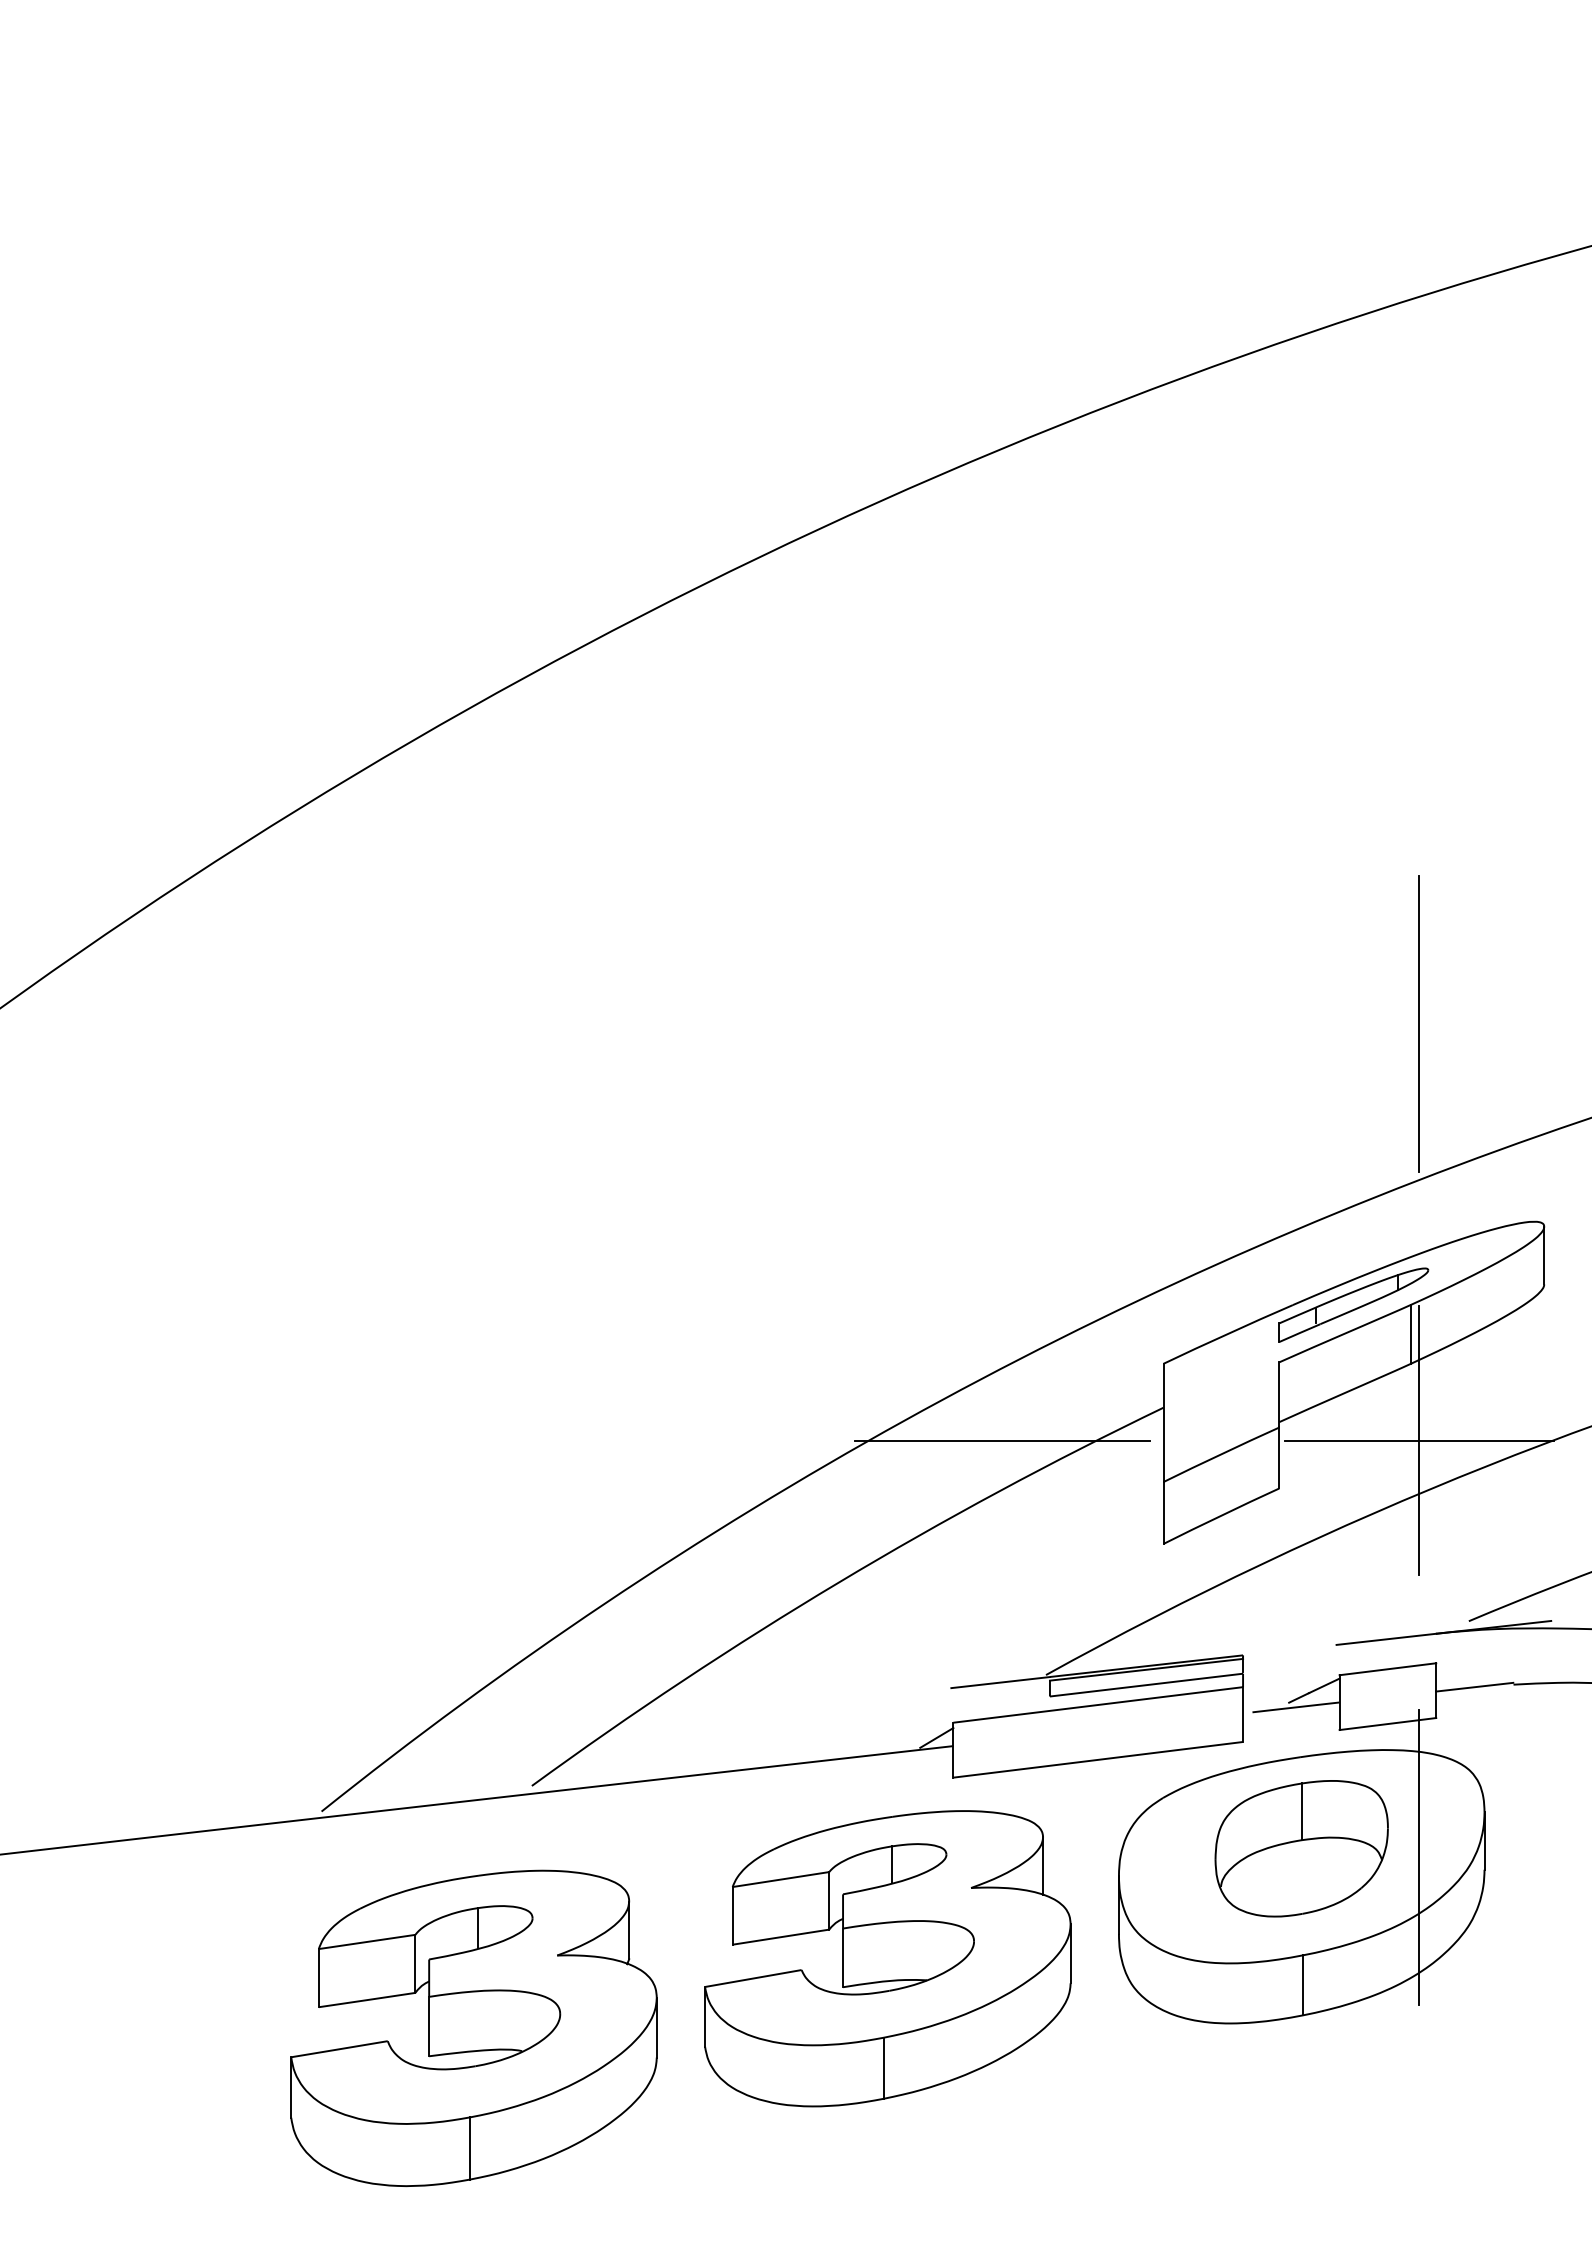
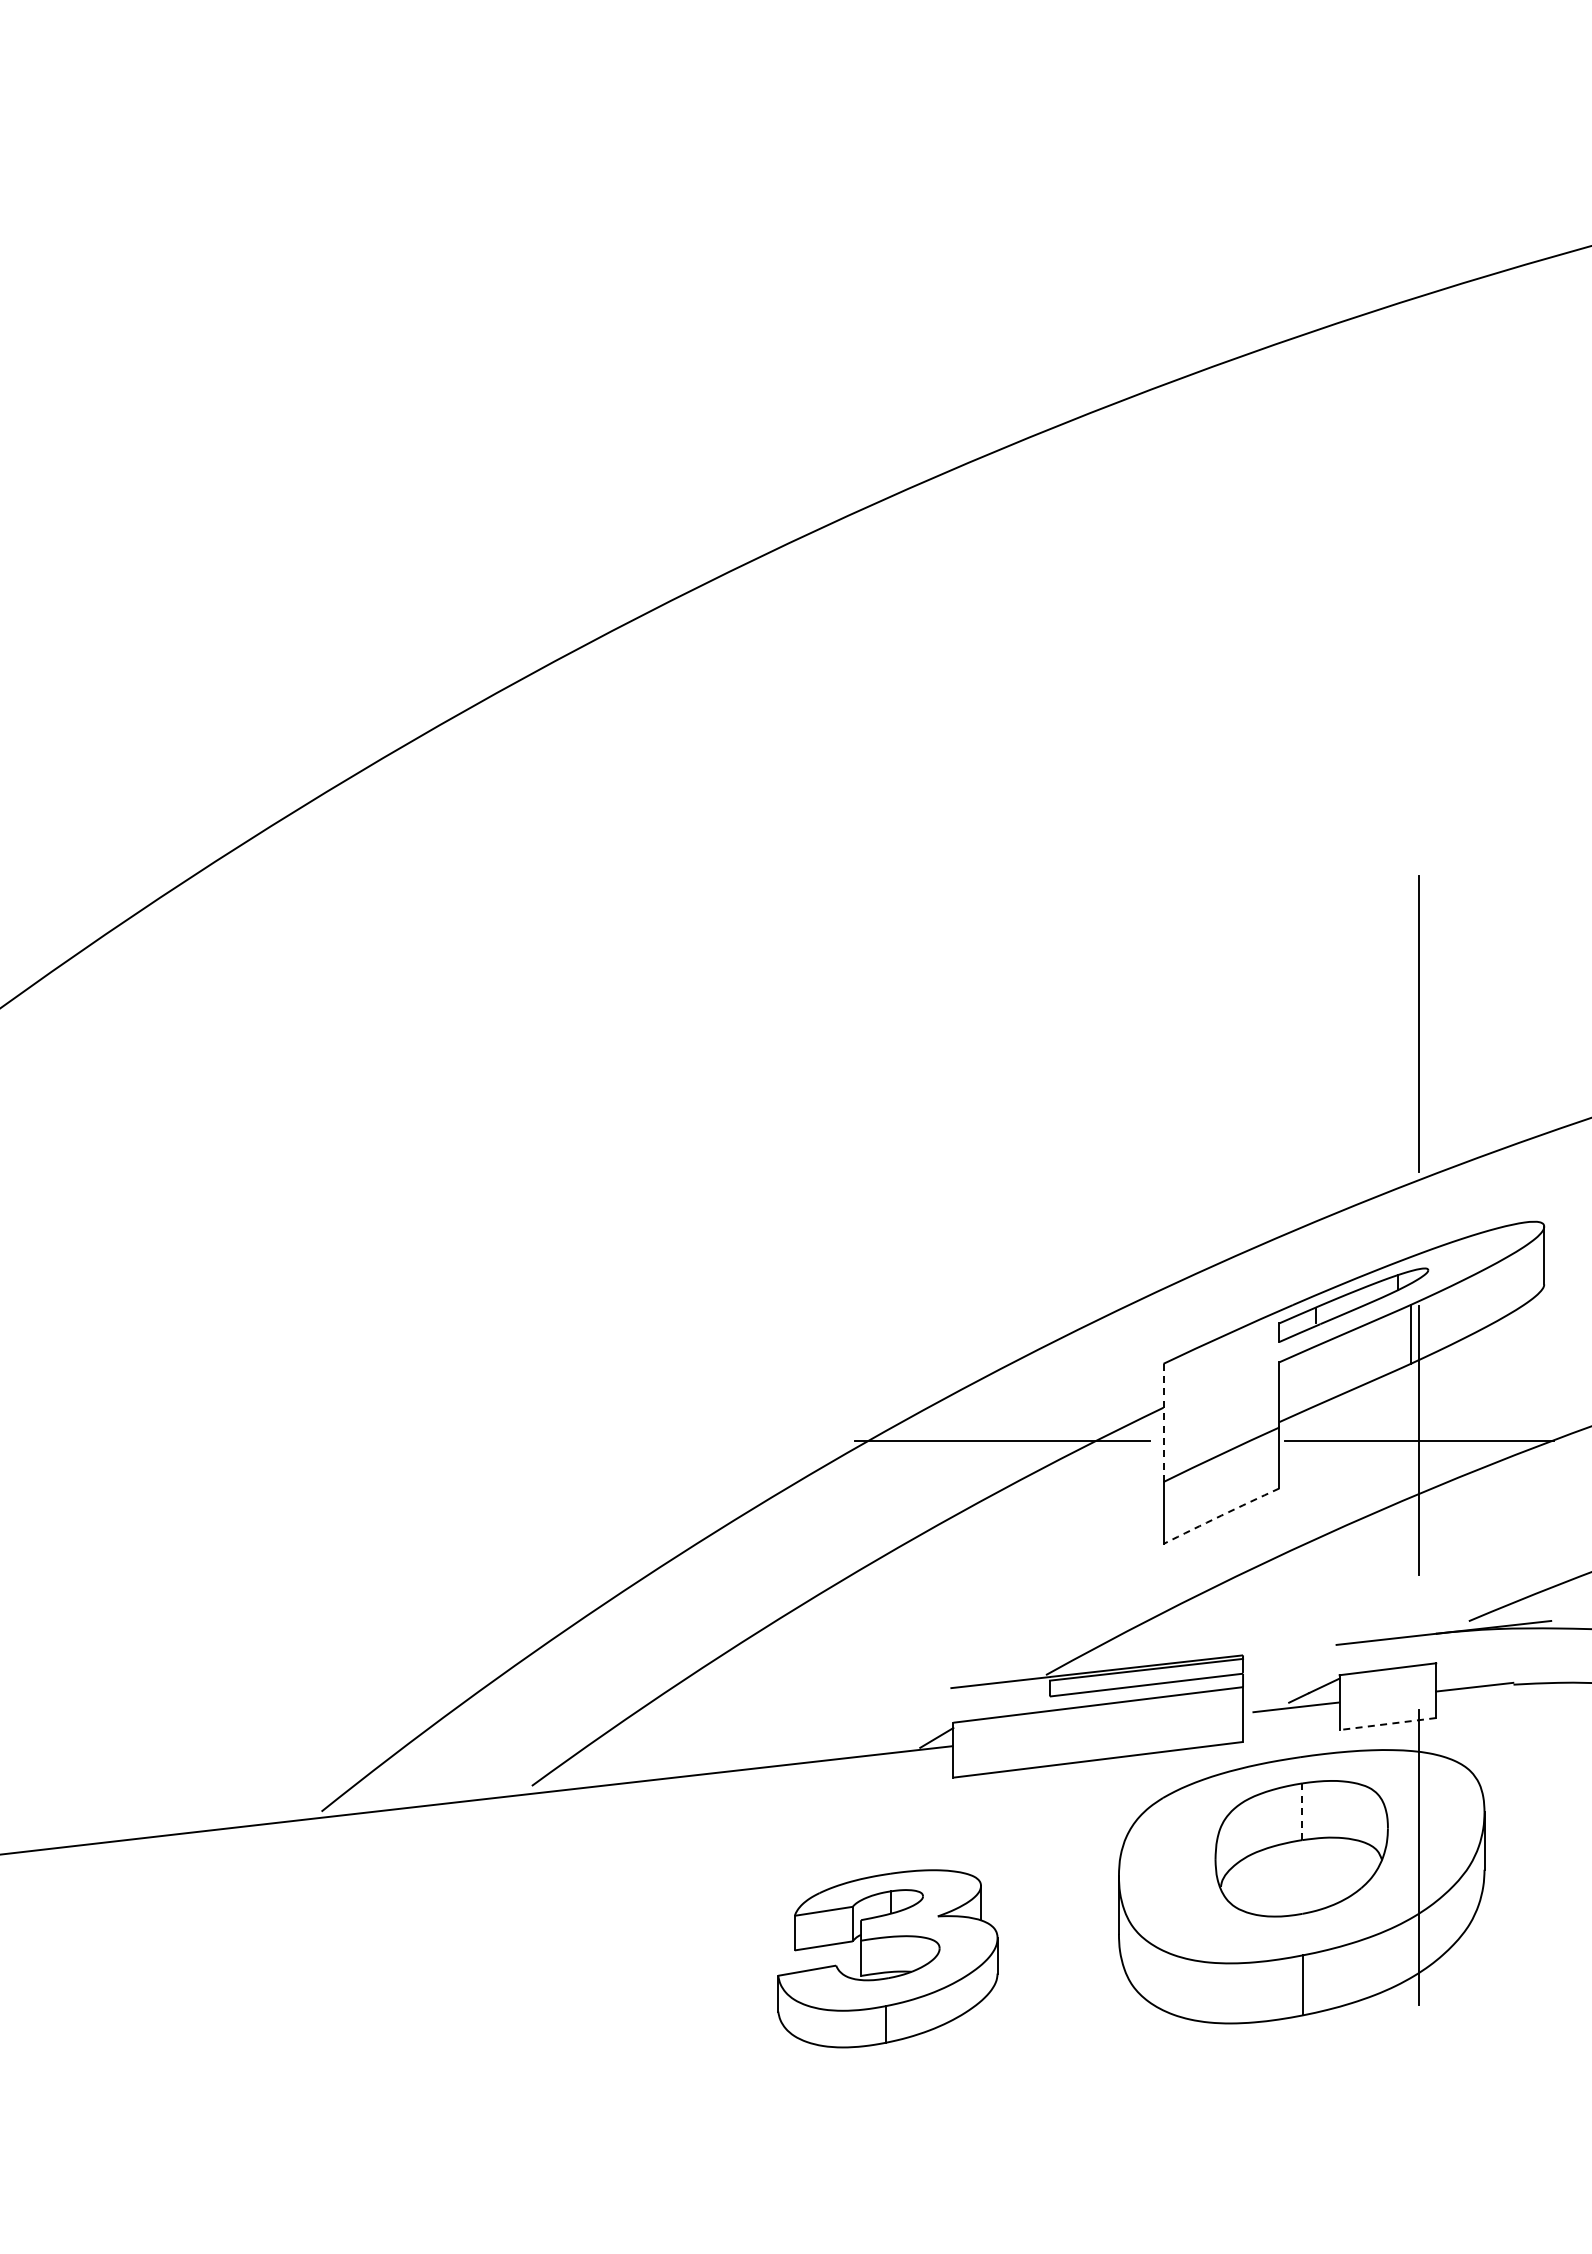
line: solid -> dashed (1163, 1422)
arc: solid -> dashed (1221, 1515)
line: solid -> dashed (1387, 1724)
line: solid -> dashed (1302, 1812)
part size: 368x298 px -> 222x180 px (887, 1958)
part: present -> none (473, 2027)
